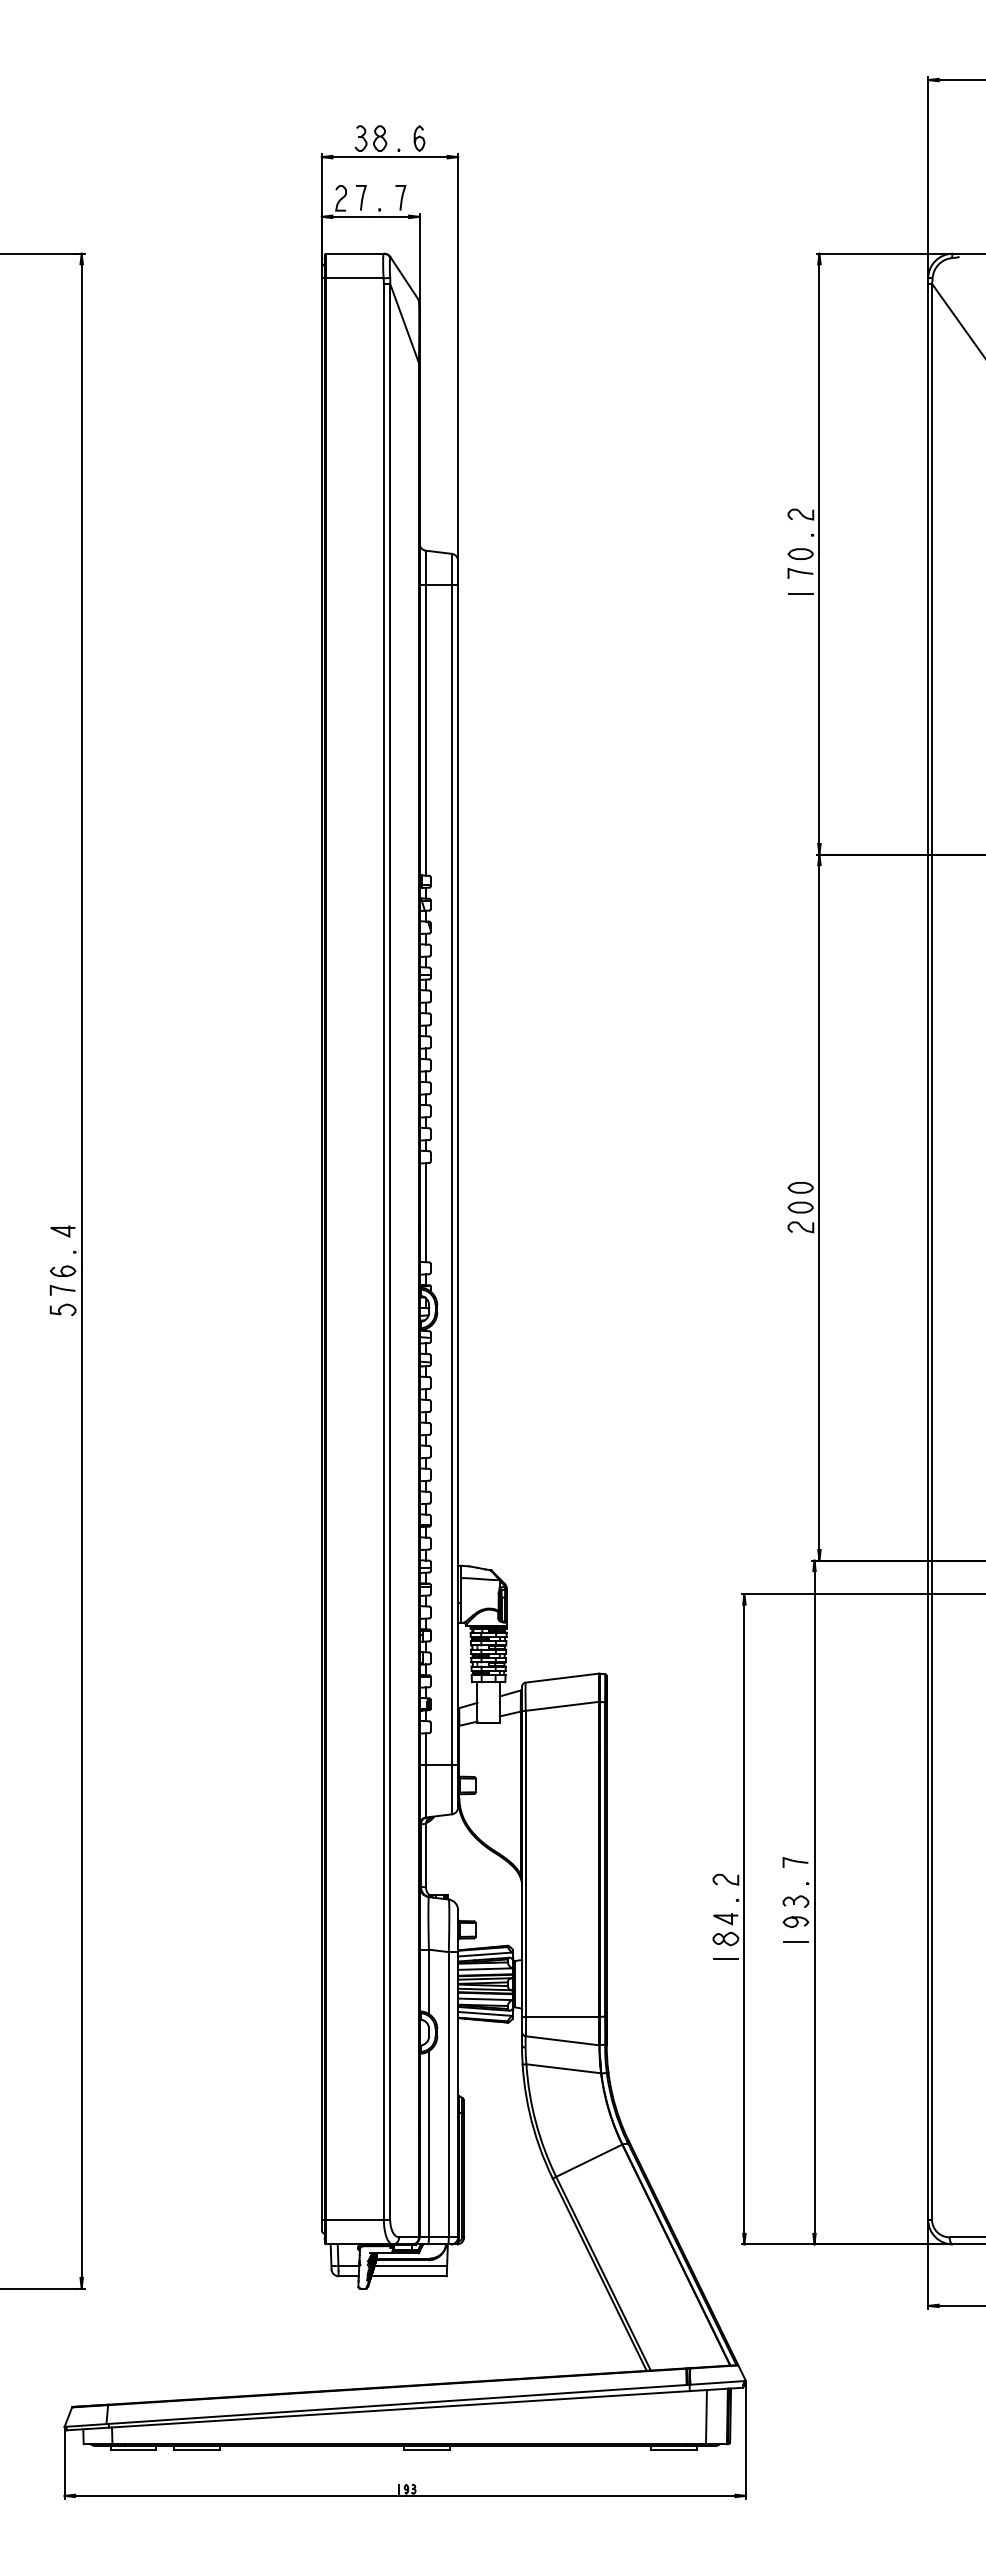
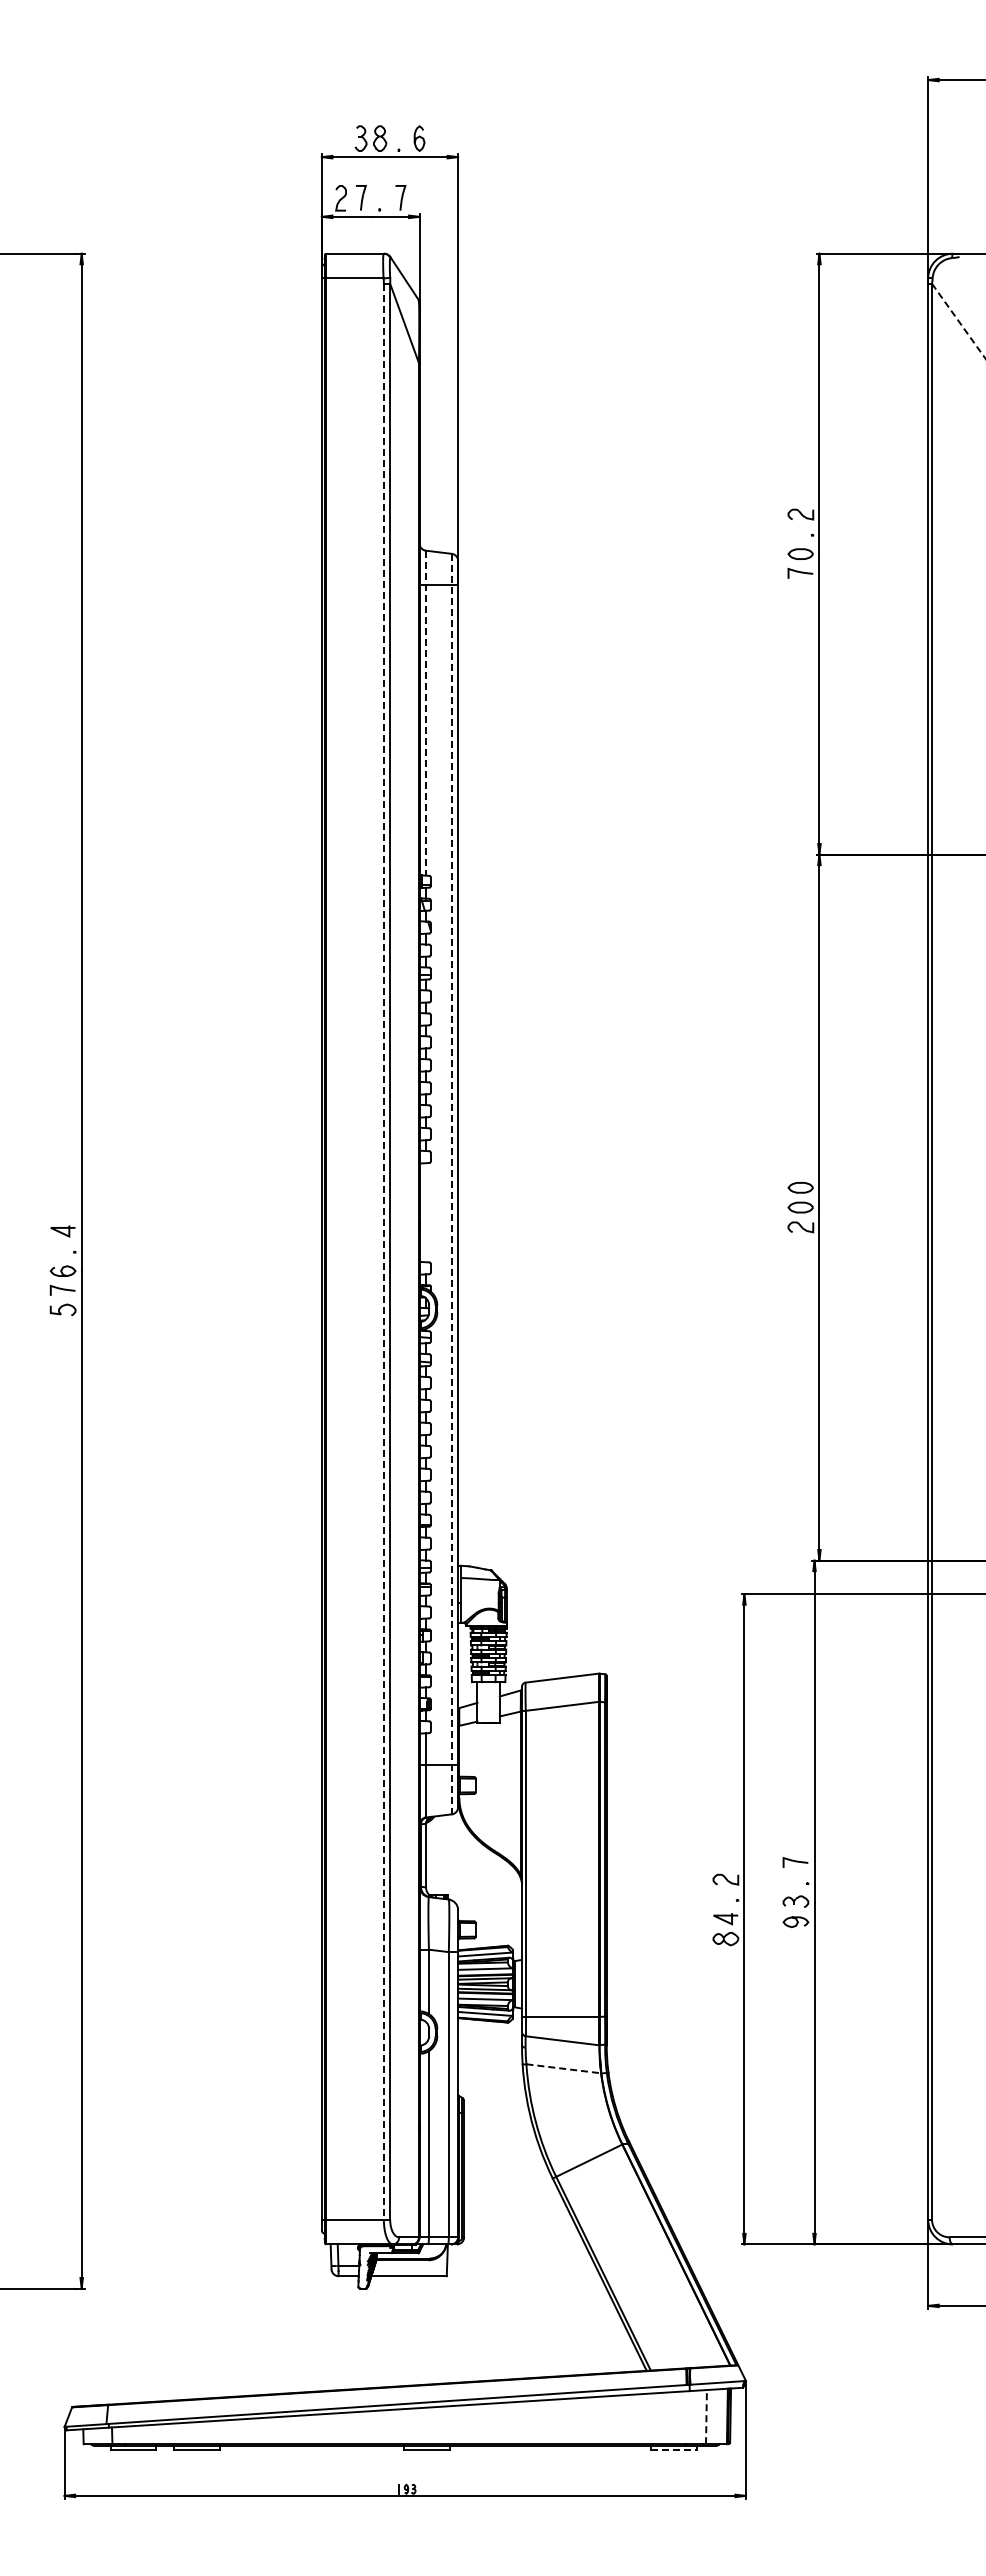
line: solid -> dashed (959, 321)
line: present -> none (800, 593)
line: solid -> dashed (425, 713)
line: solid -> dashed (451, 1184)
line: present -> none (425, 1212)
line: solid -> dashed (383, 1251)
line: present -> none (795, 1942)
line: present -> none (725, 1958)
line: solid -> dashed (563, 2068)
line: present -> none (410, 2265)
line: solid -> dashed (706, 2416)
line: solid -> dashed (673, 2450)
